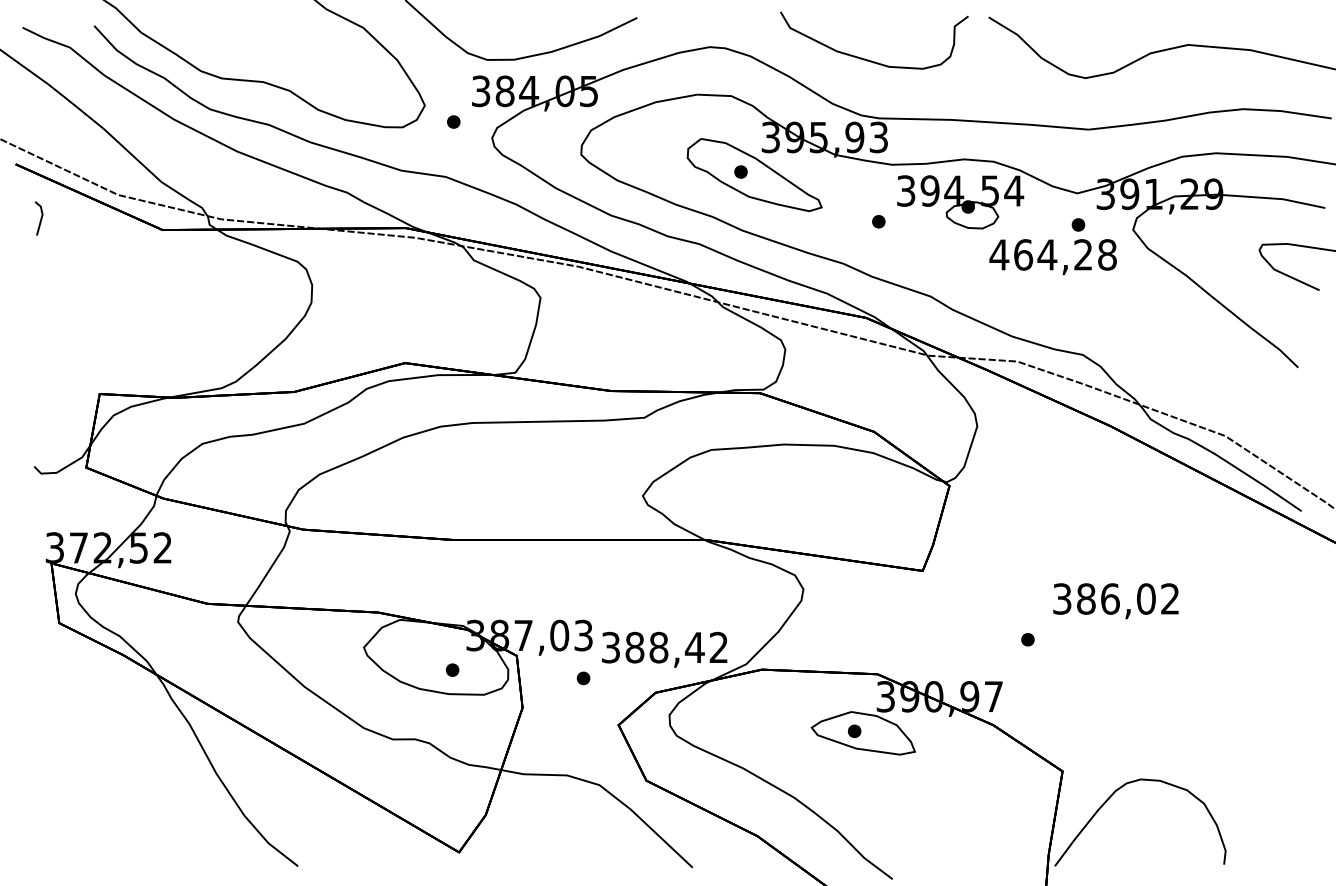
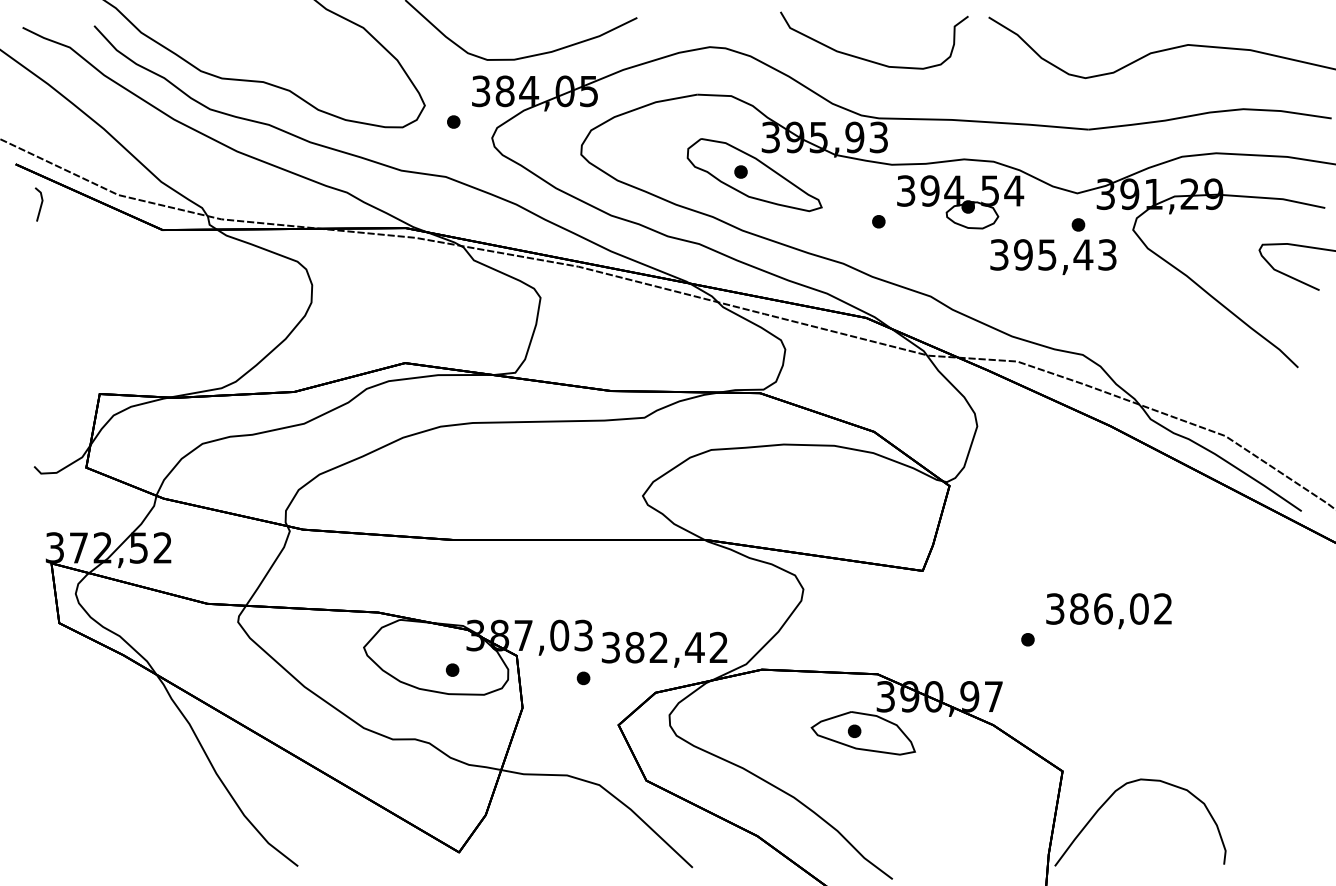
line position: (40, 218) -> (40, 204) (40, 204)
text: 464,28 -> 395,43 (1052, 254)
text position: (1115, 601) -> (1108, 611) (1108, 611)
text: 388,42 -> 382,42 (658, 647)
